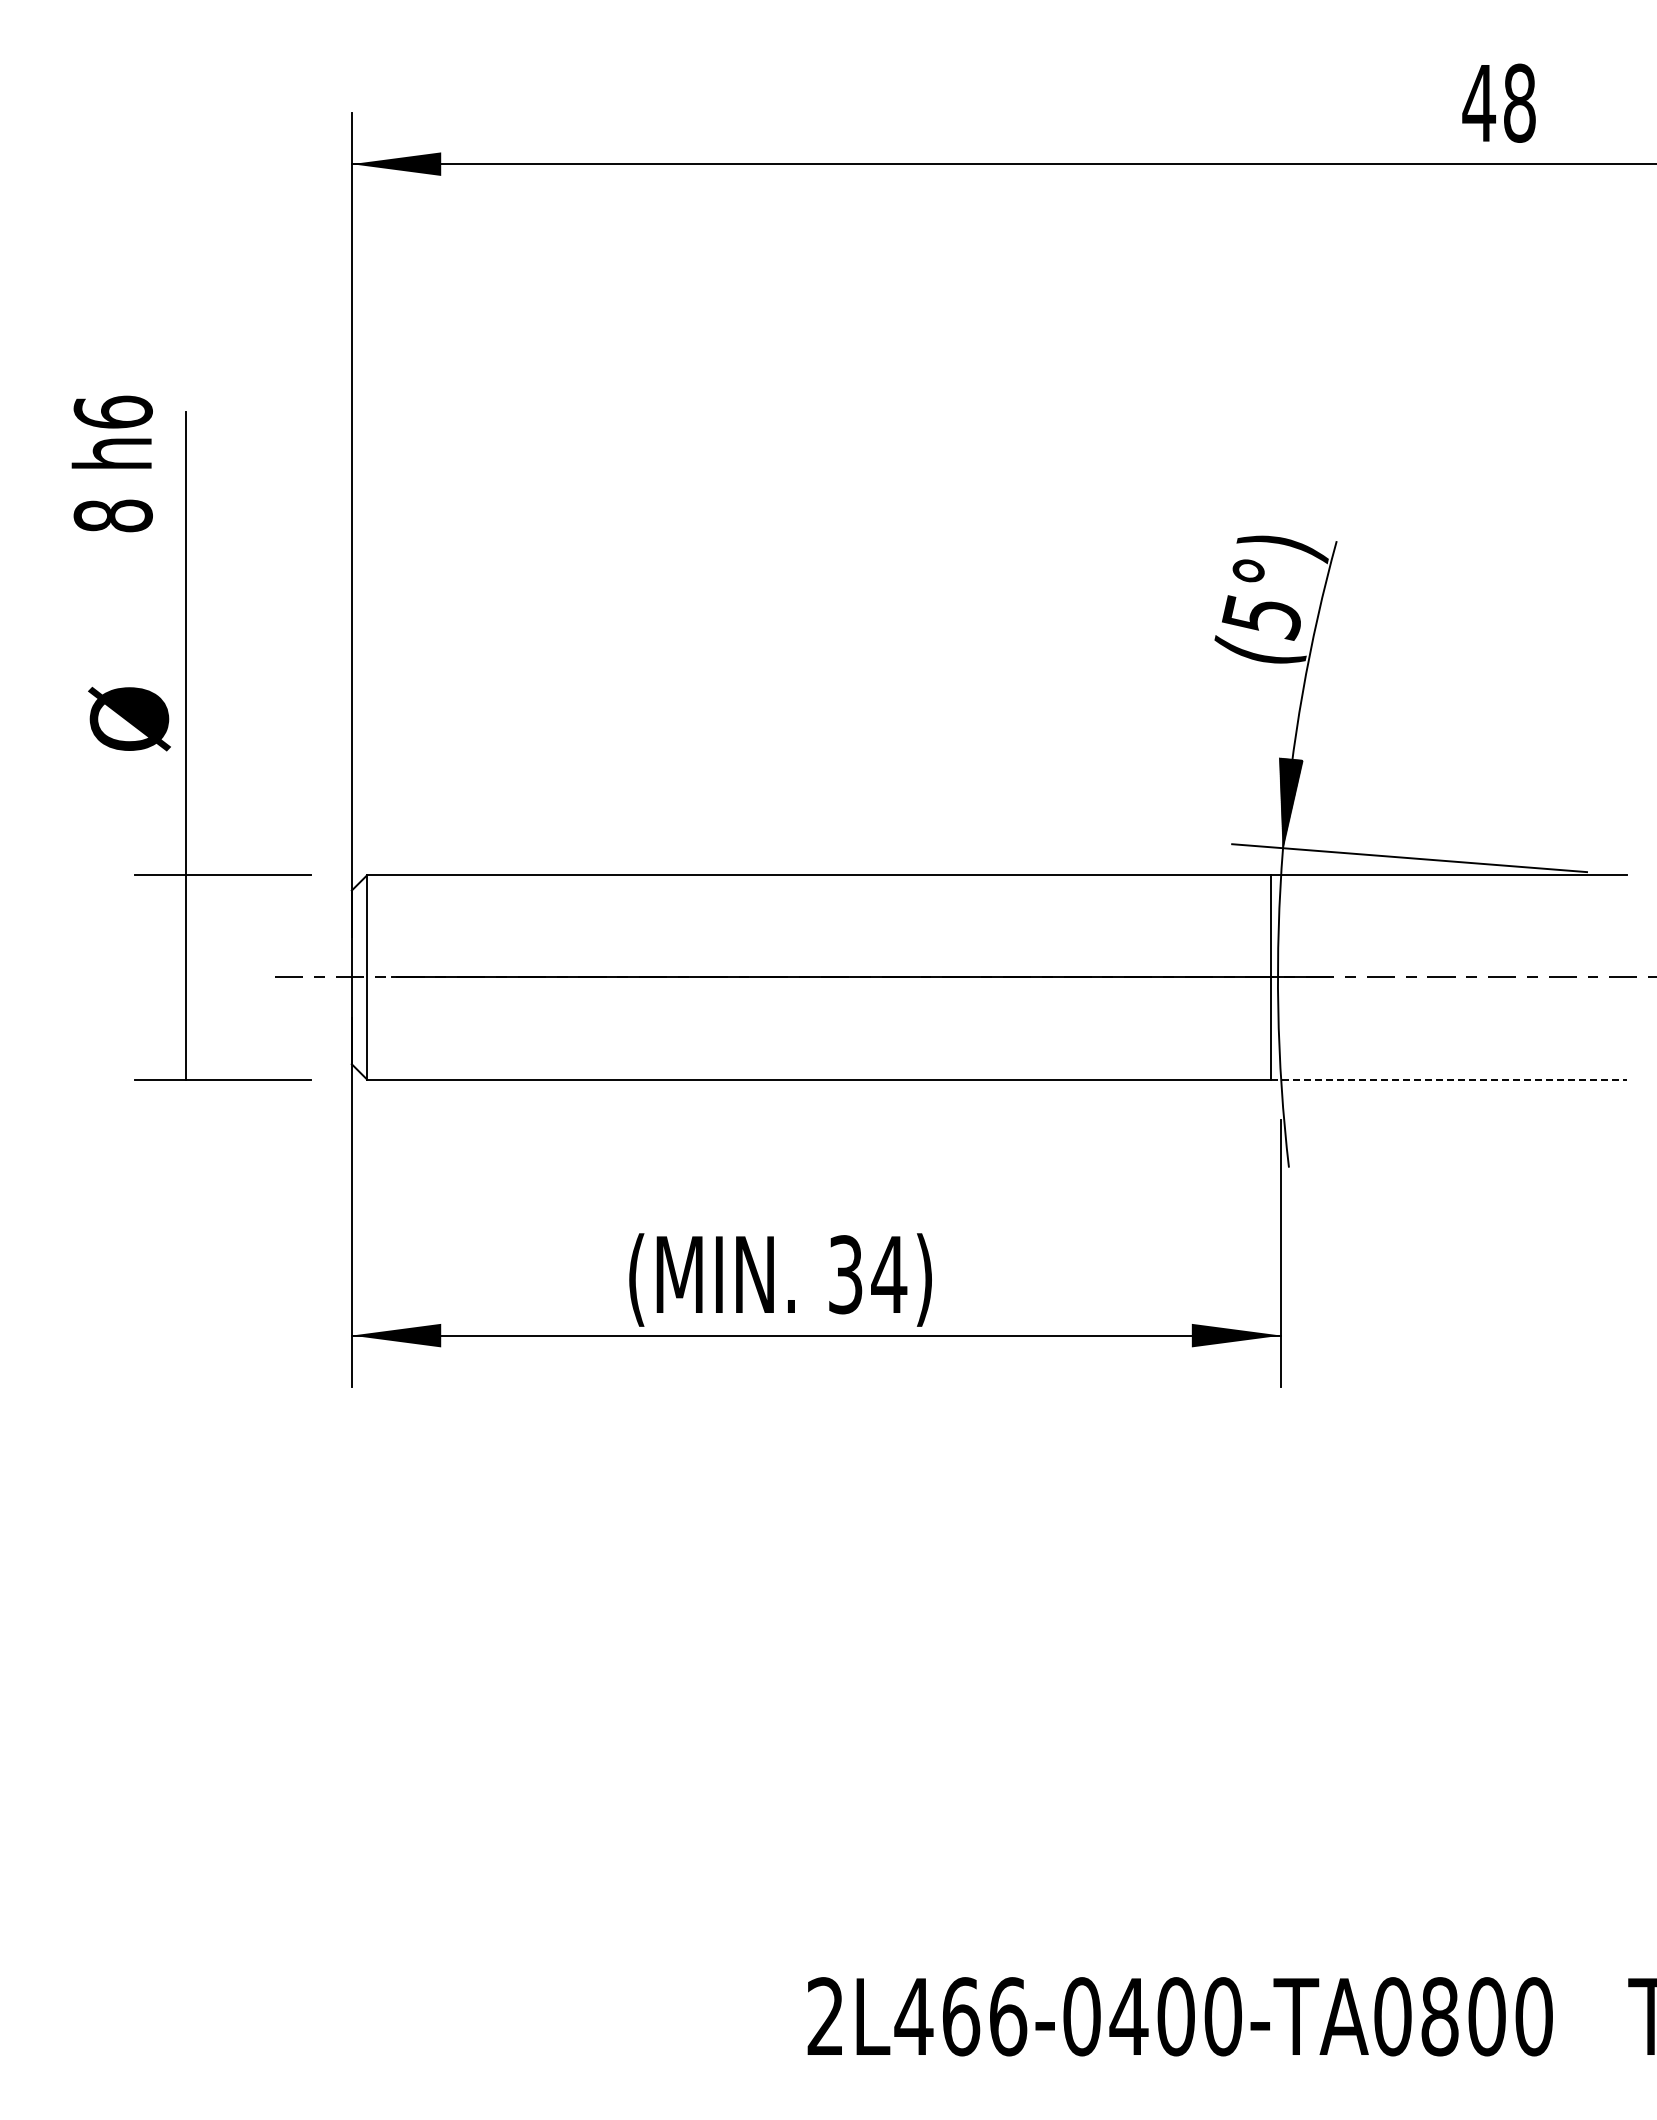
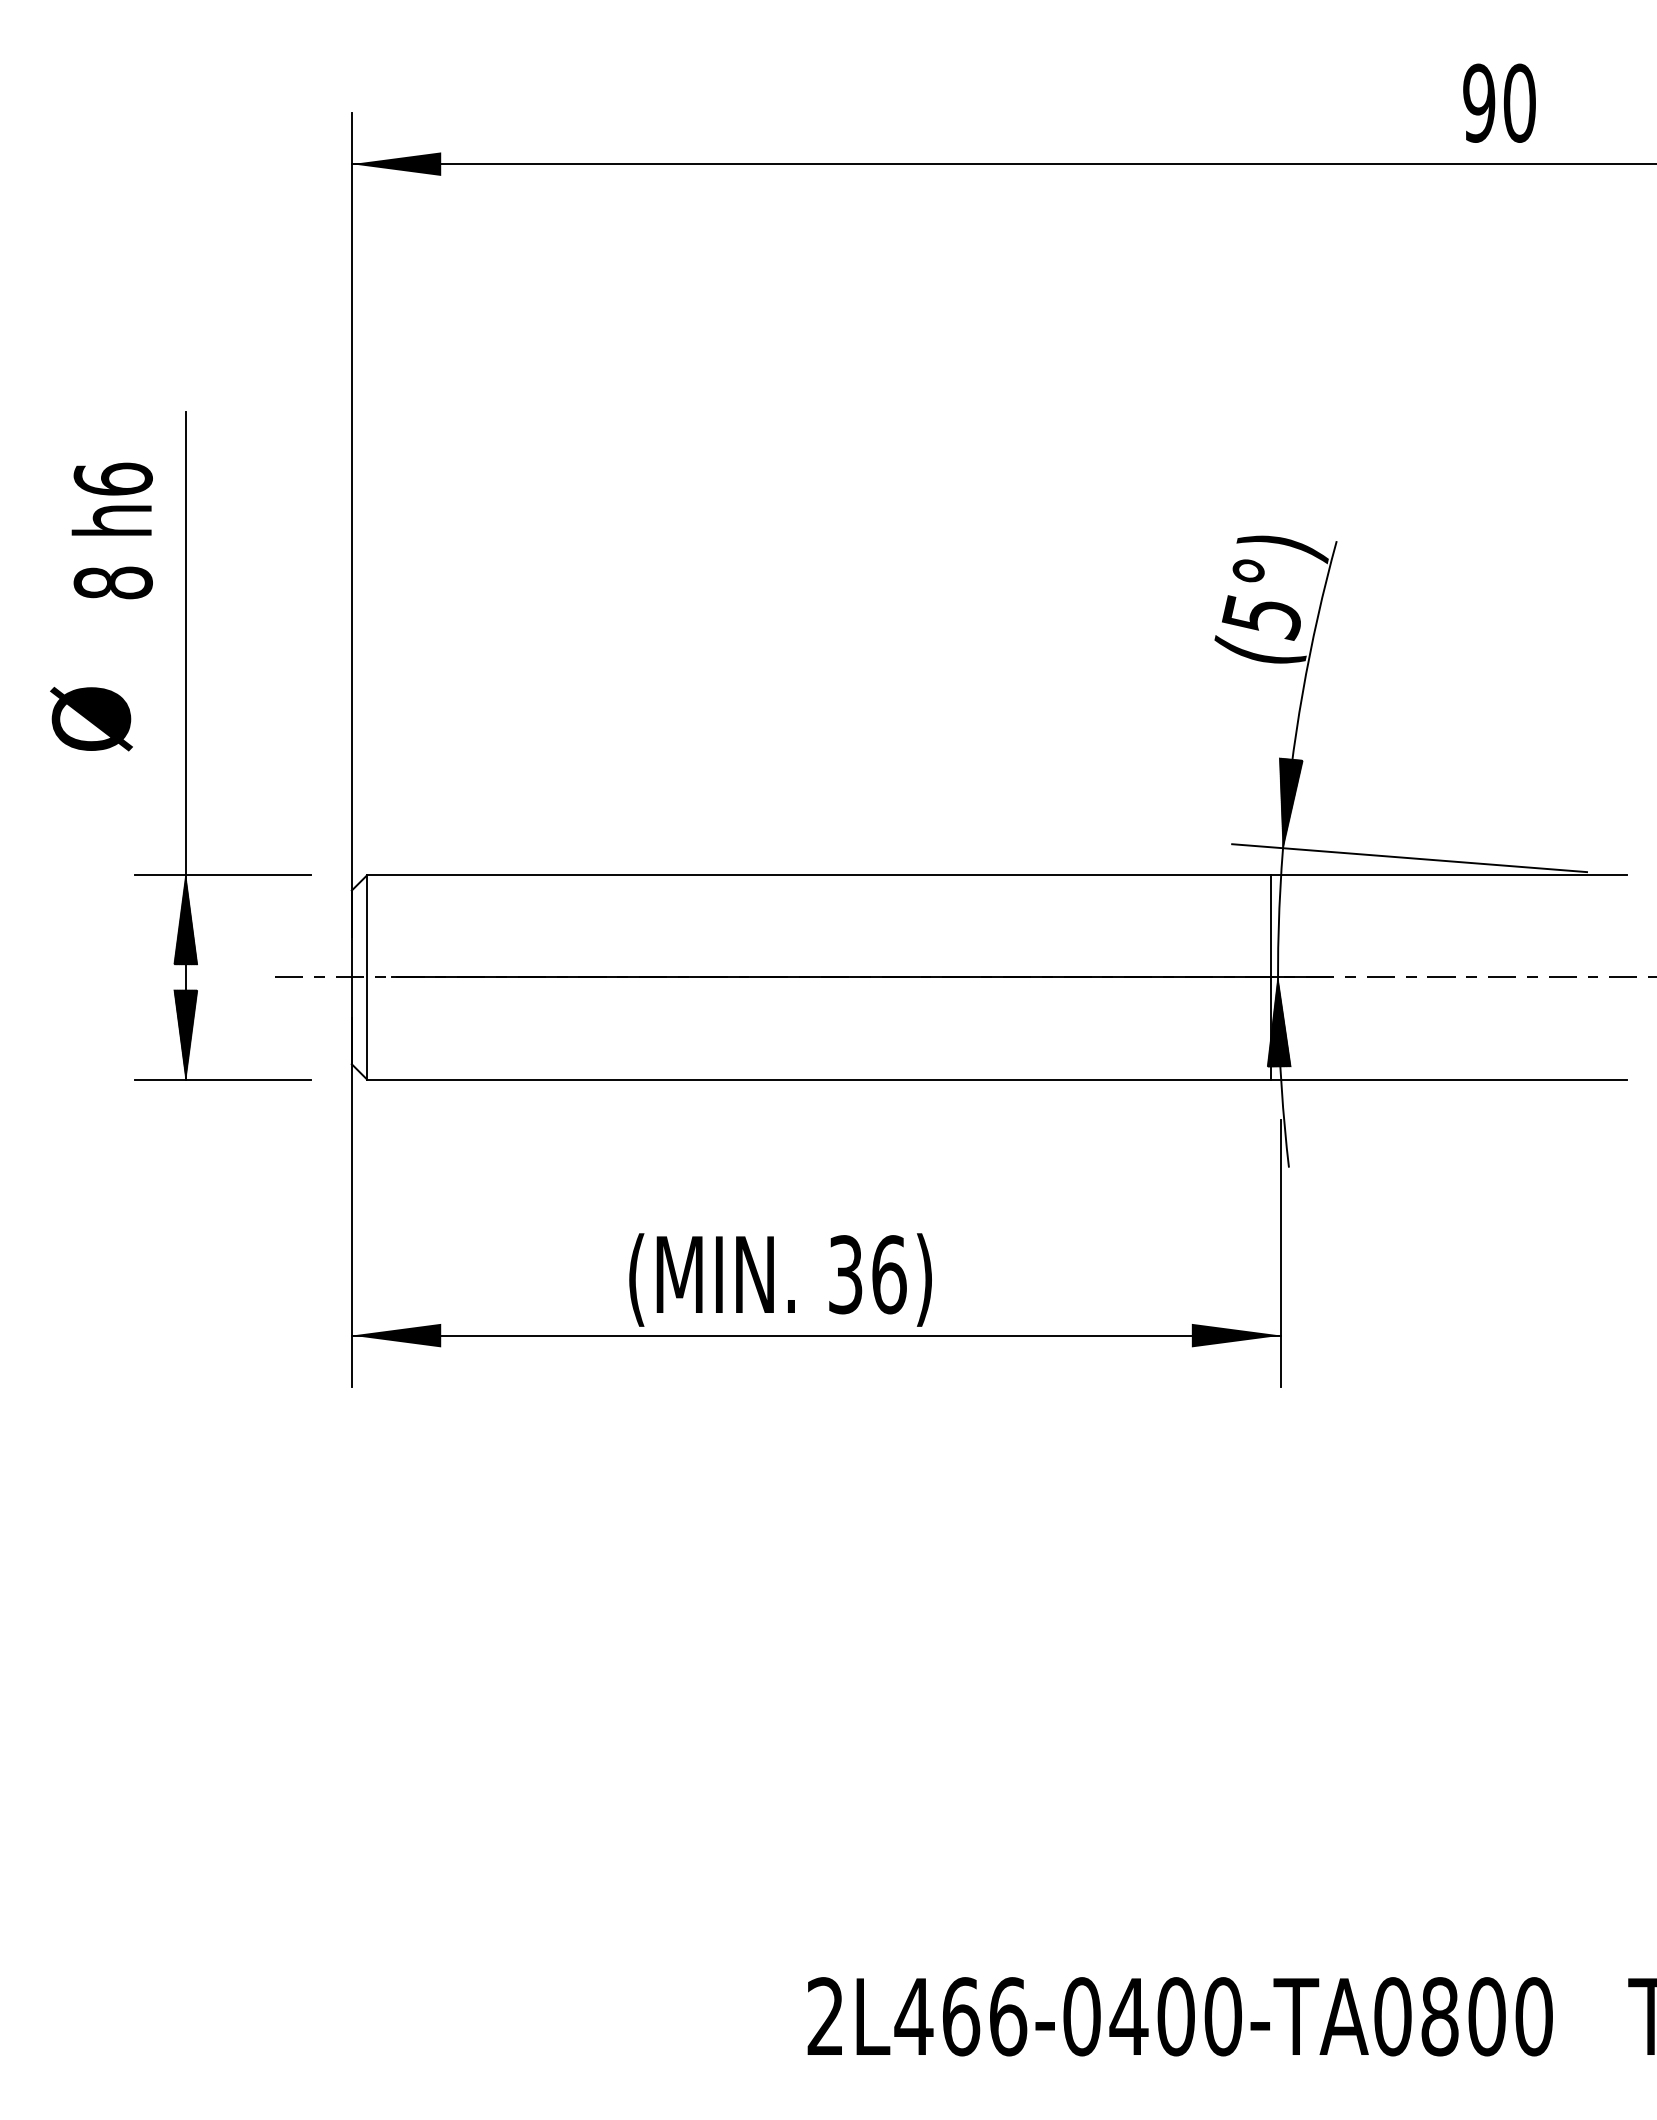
text: 48 -> 90 (1498, 102)
text position: (111, 463) -> (111, 530) (111, 530)
text position: (129, 719) -> (91, 719) (91, 719)
hatch: none -> present (185, 919)
hatch: none -> present (1278, 1021)
hatch: none -> present (185, 1034)
line: dashed -> solid (1449, 1079)
text: 34) -> 36) (889, 1274)
